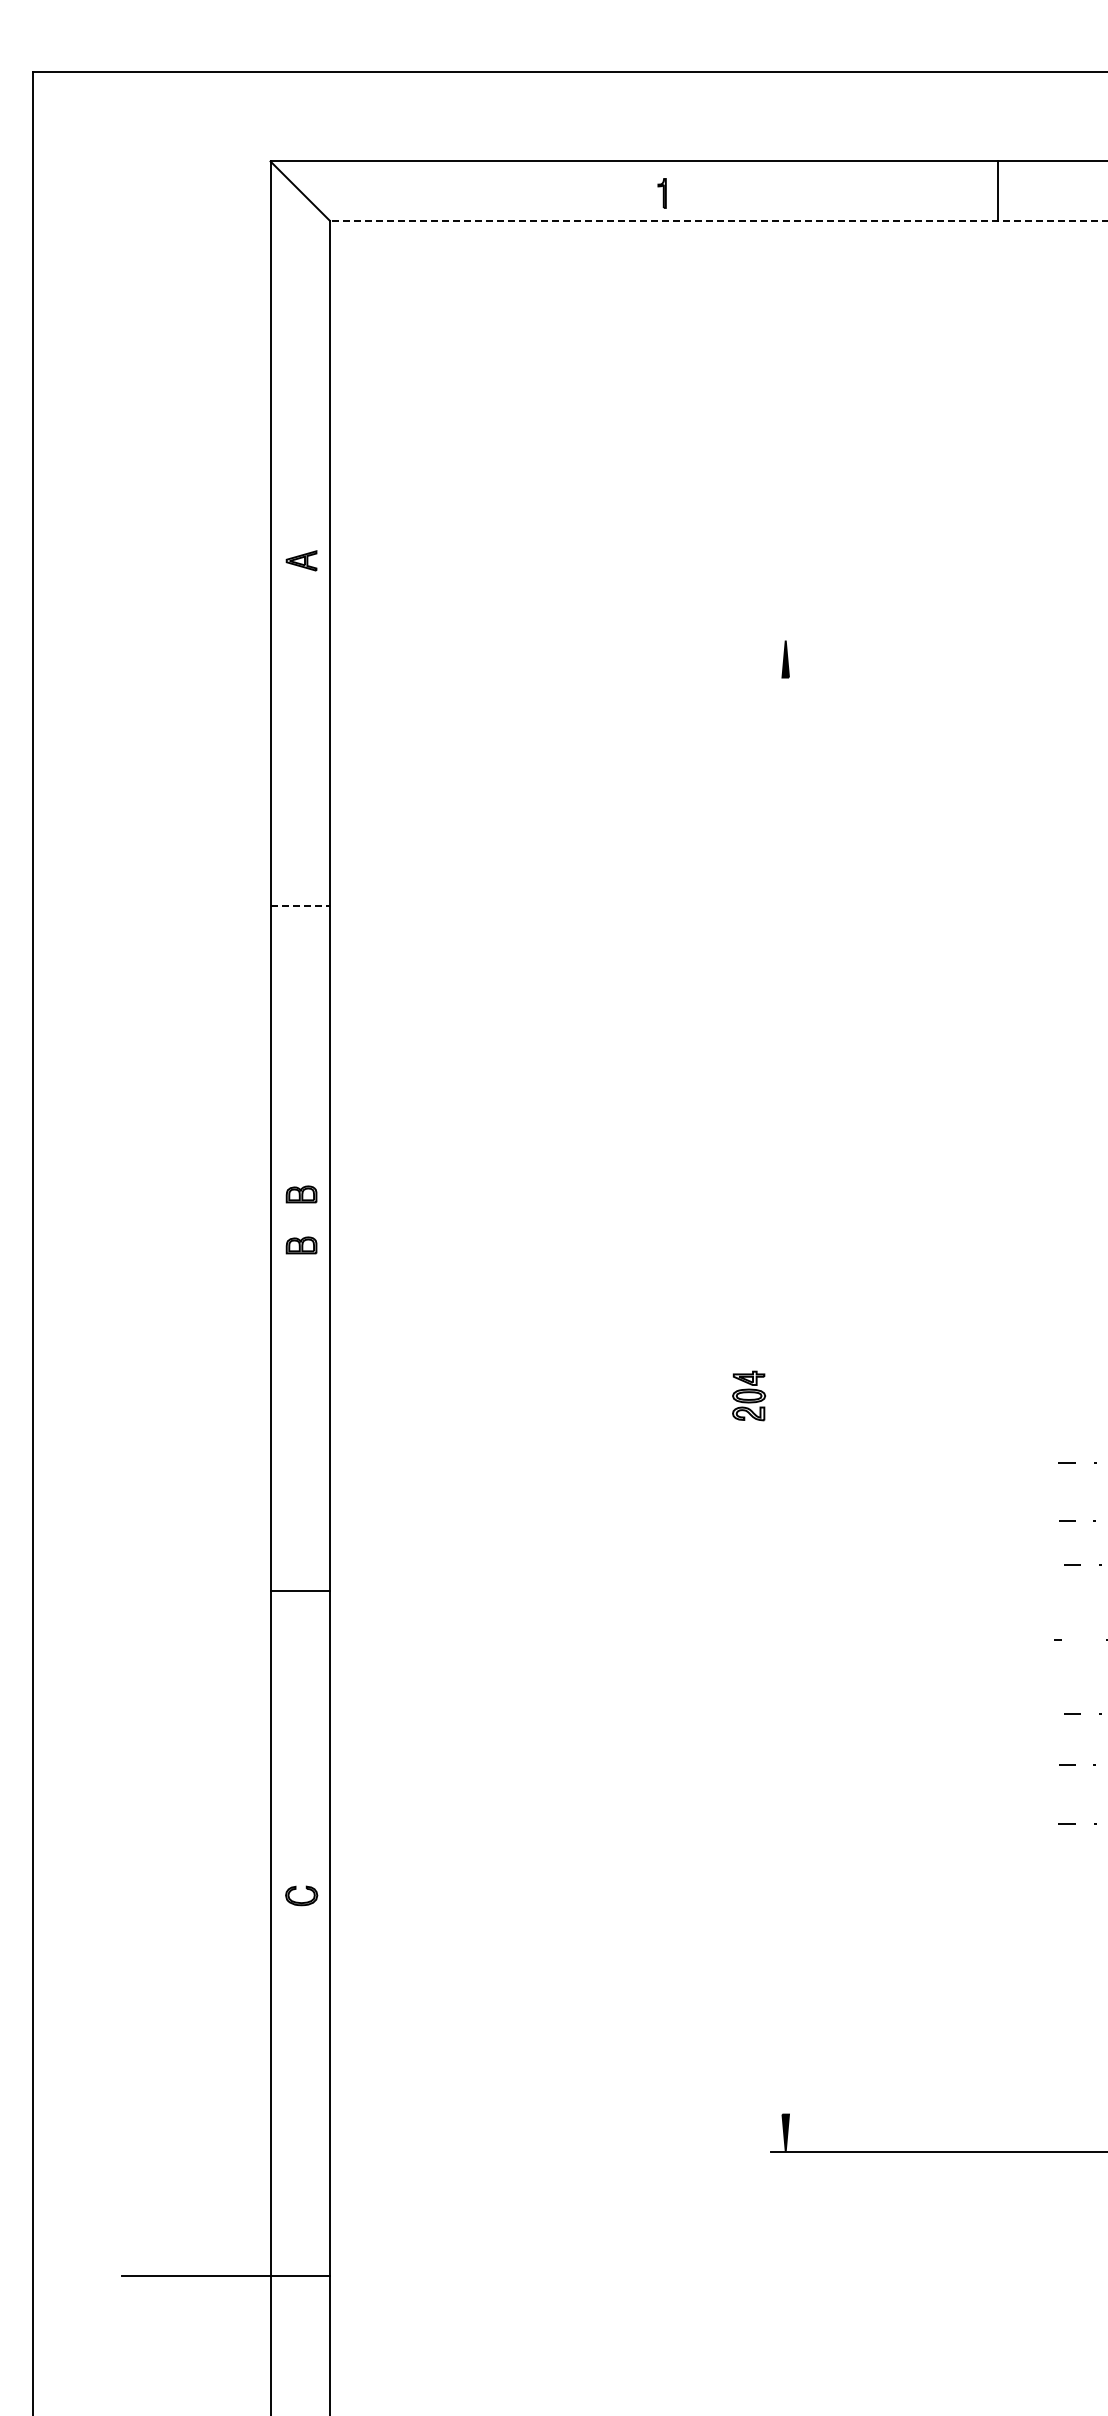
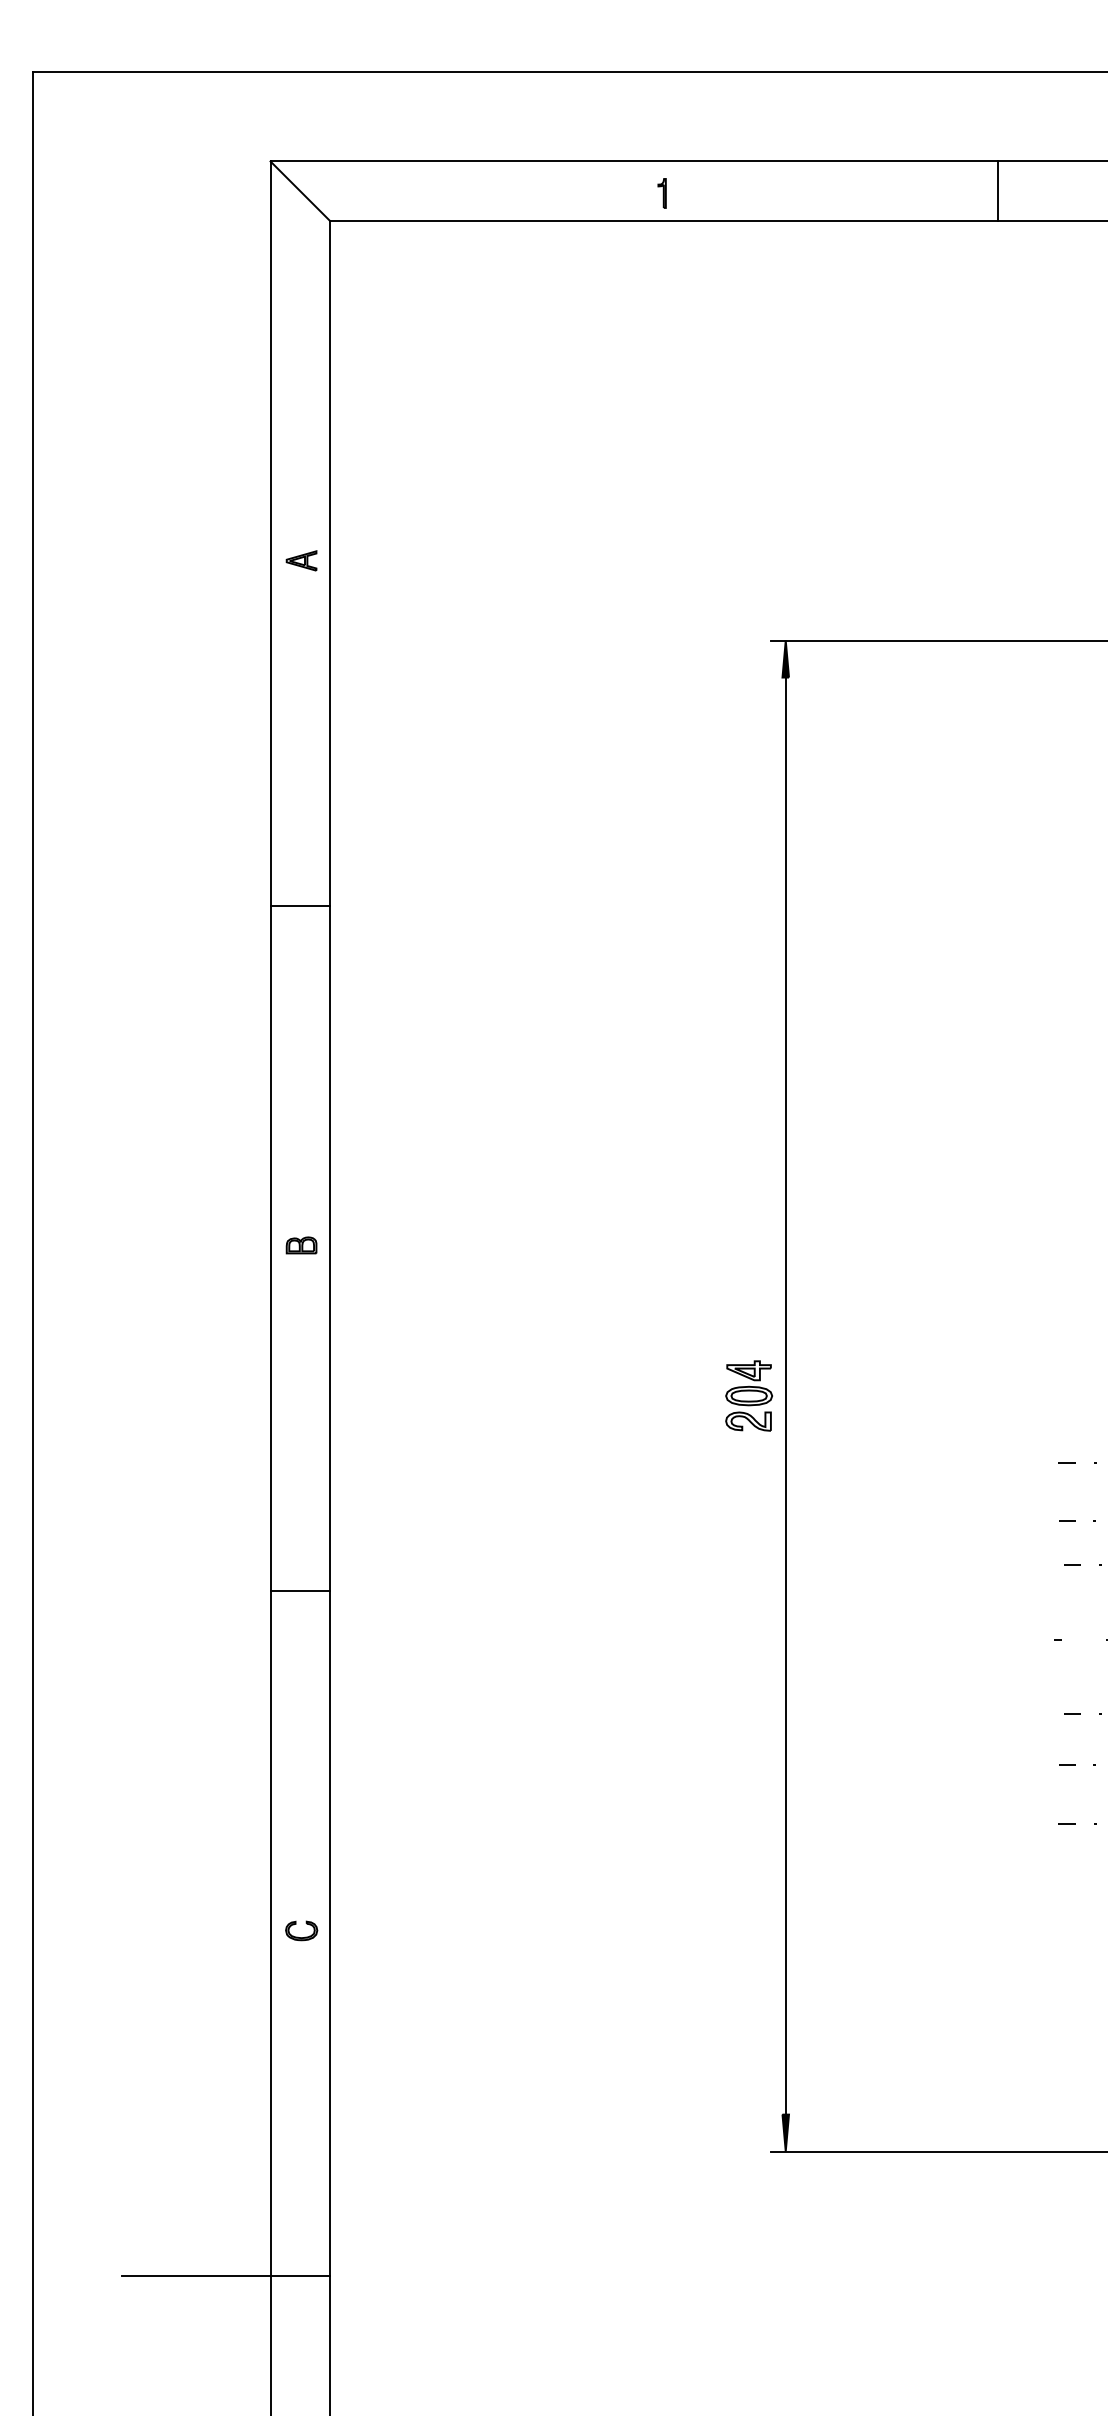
line: dashed -> solid (718, 220)
line: none -> present (937, 640)
line: dashed -> solid (300, 905)
part: present -> none (301, 1194)
part size: 35x52 px -> 48x72 px (748, 1395)
line: none -> present (785, 1395)
part position: (301, 1902) -> (301, 1937) (301, 1937)
